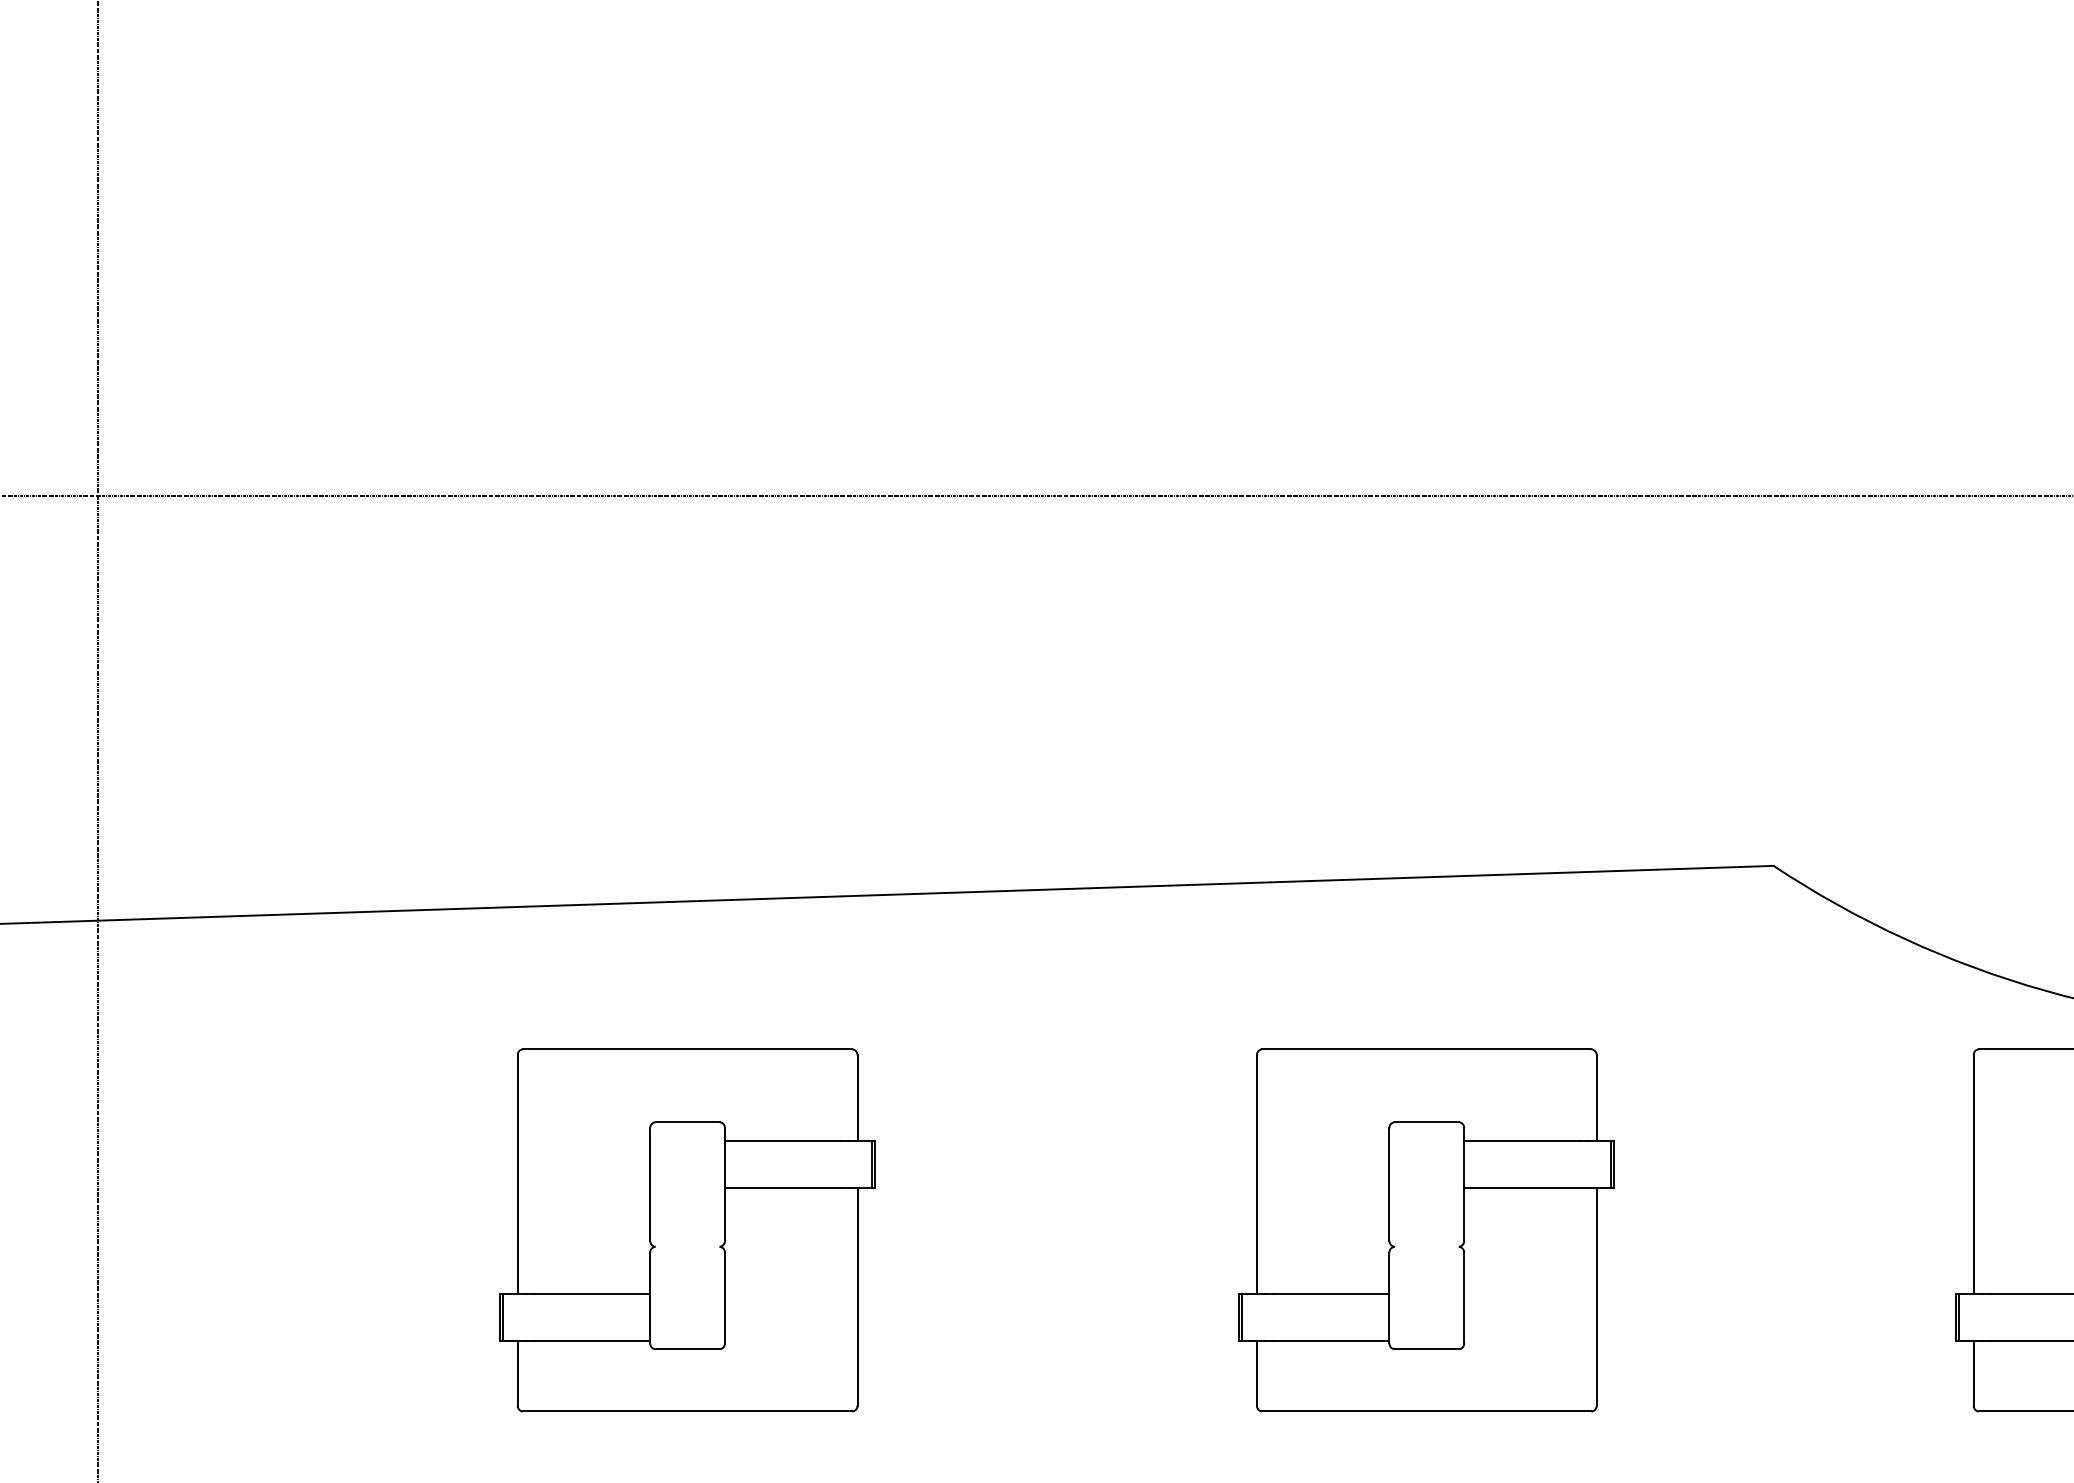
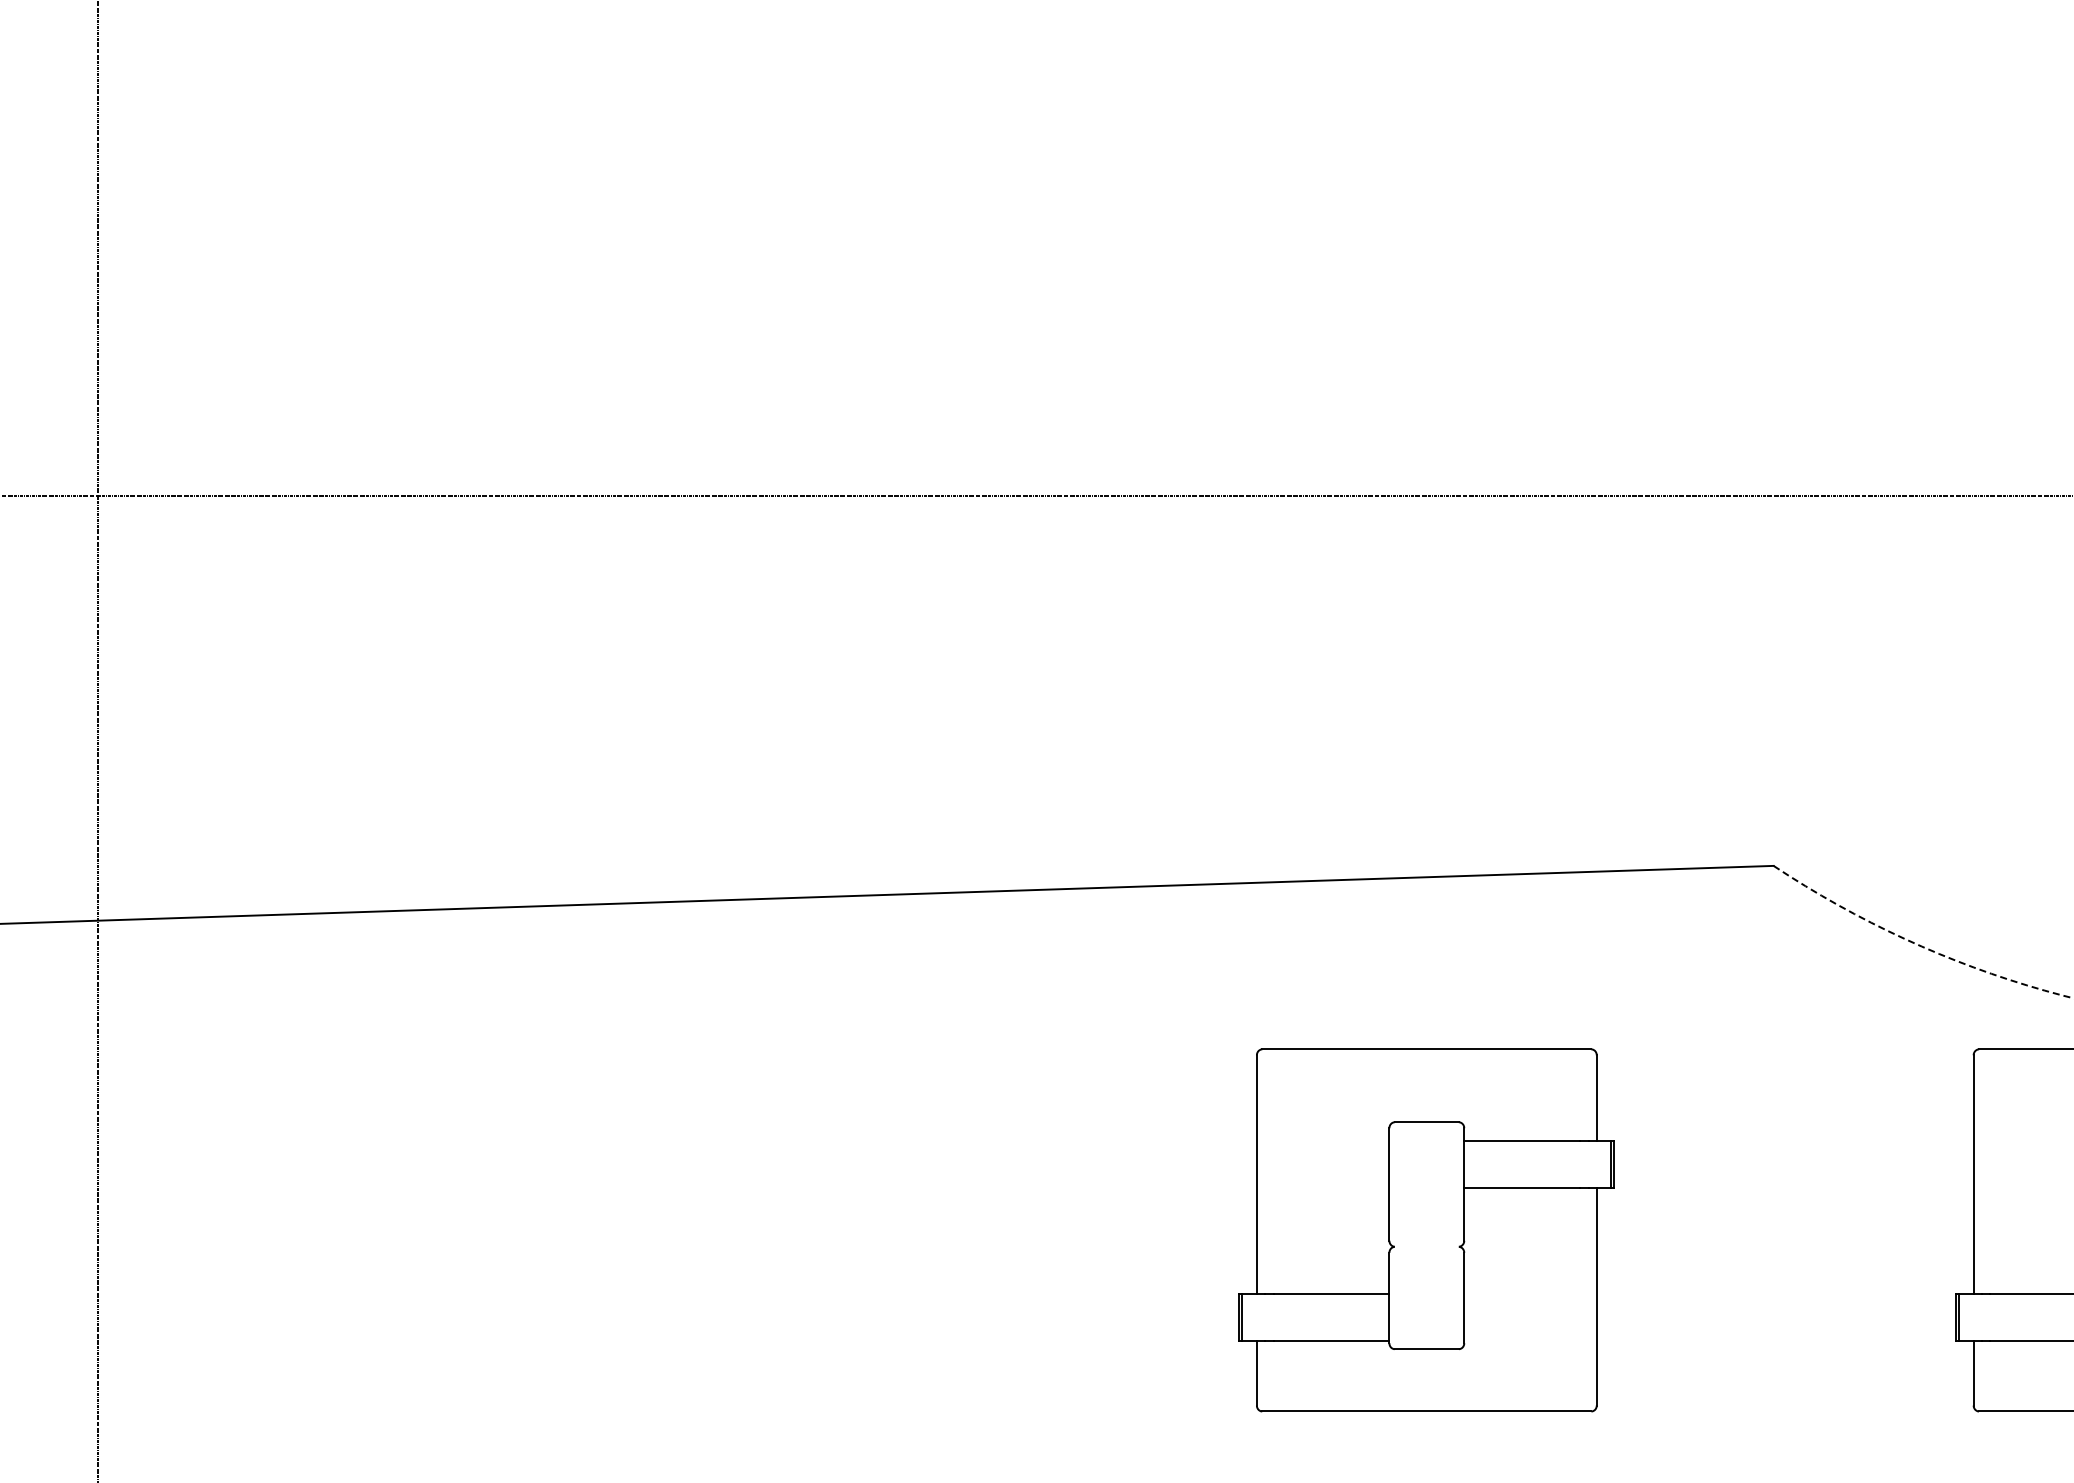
arc: solid -> dashed (1919, 945)
part: present -> none (687, 1230)
